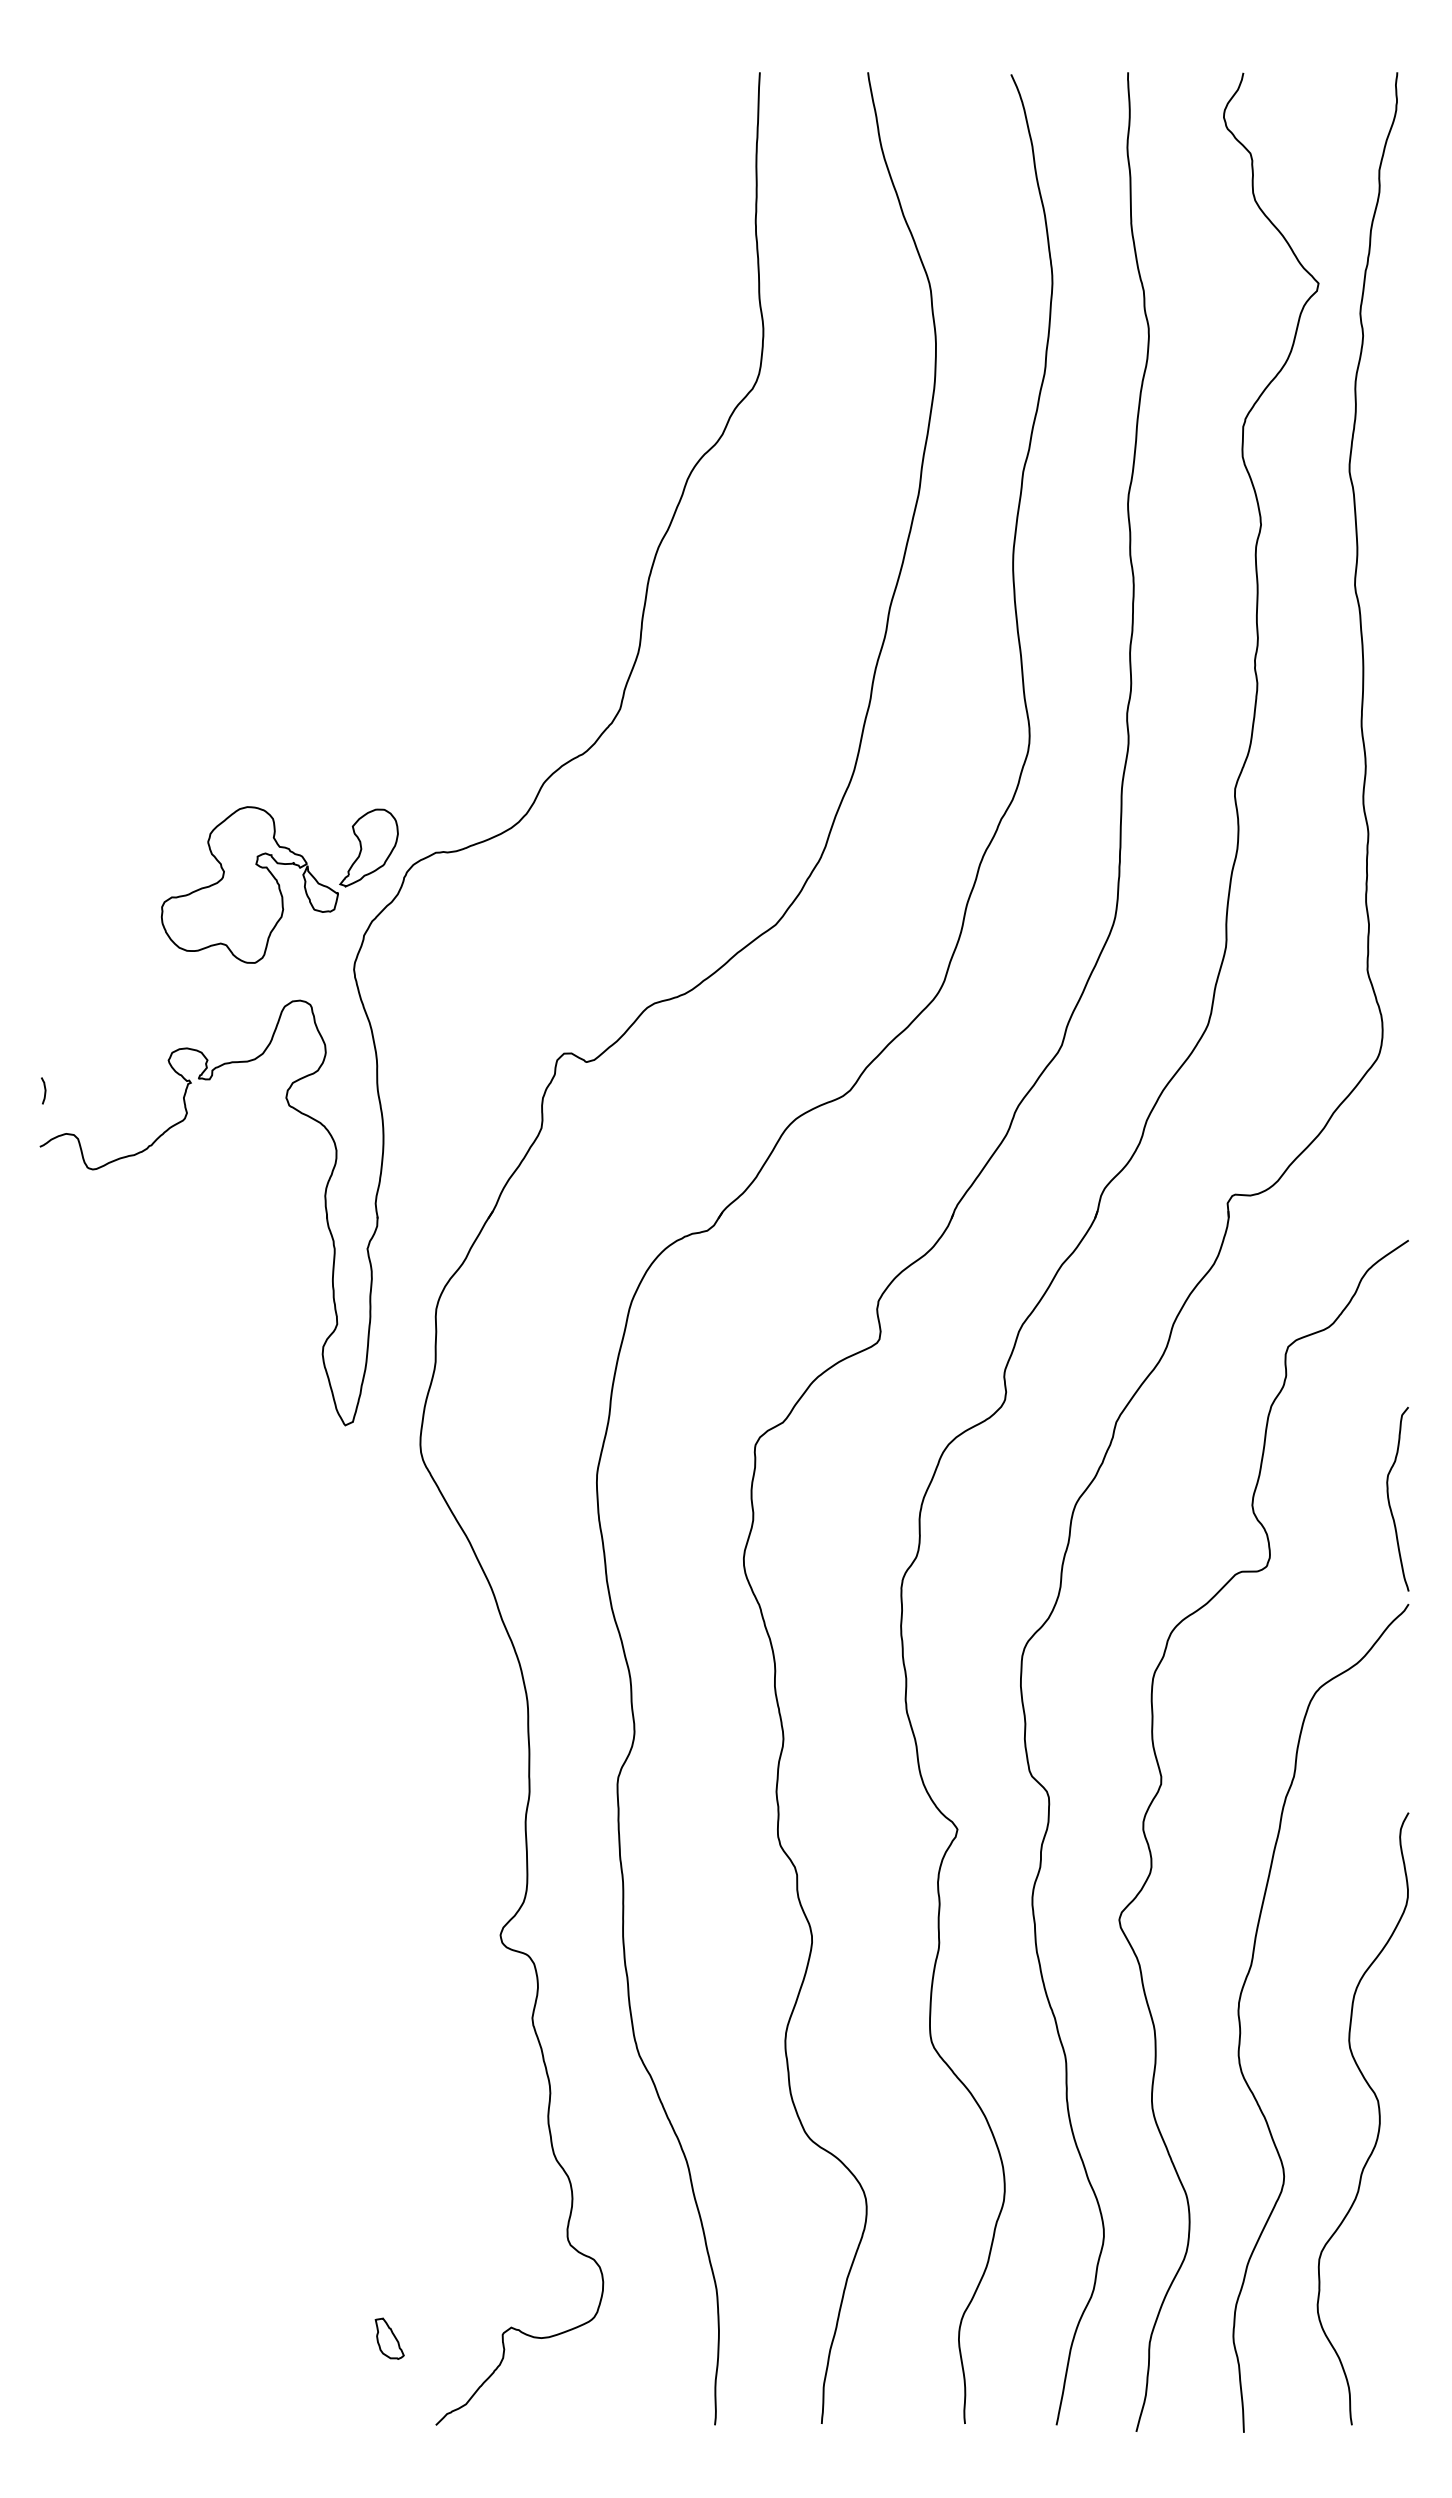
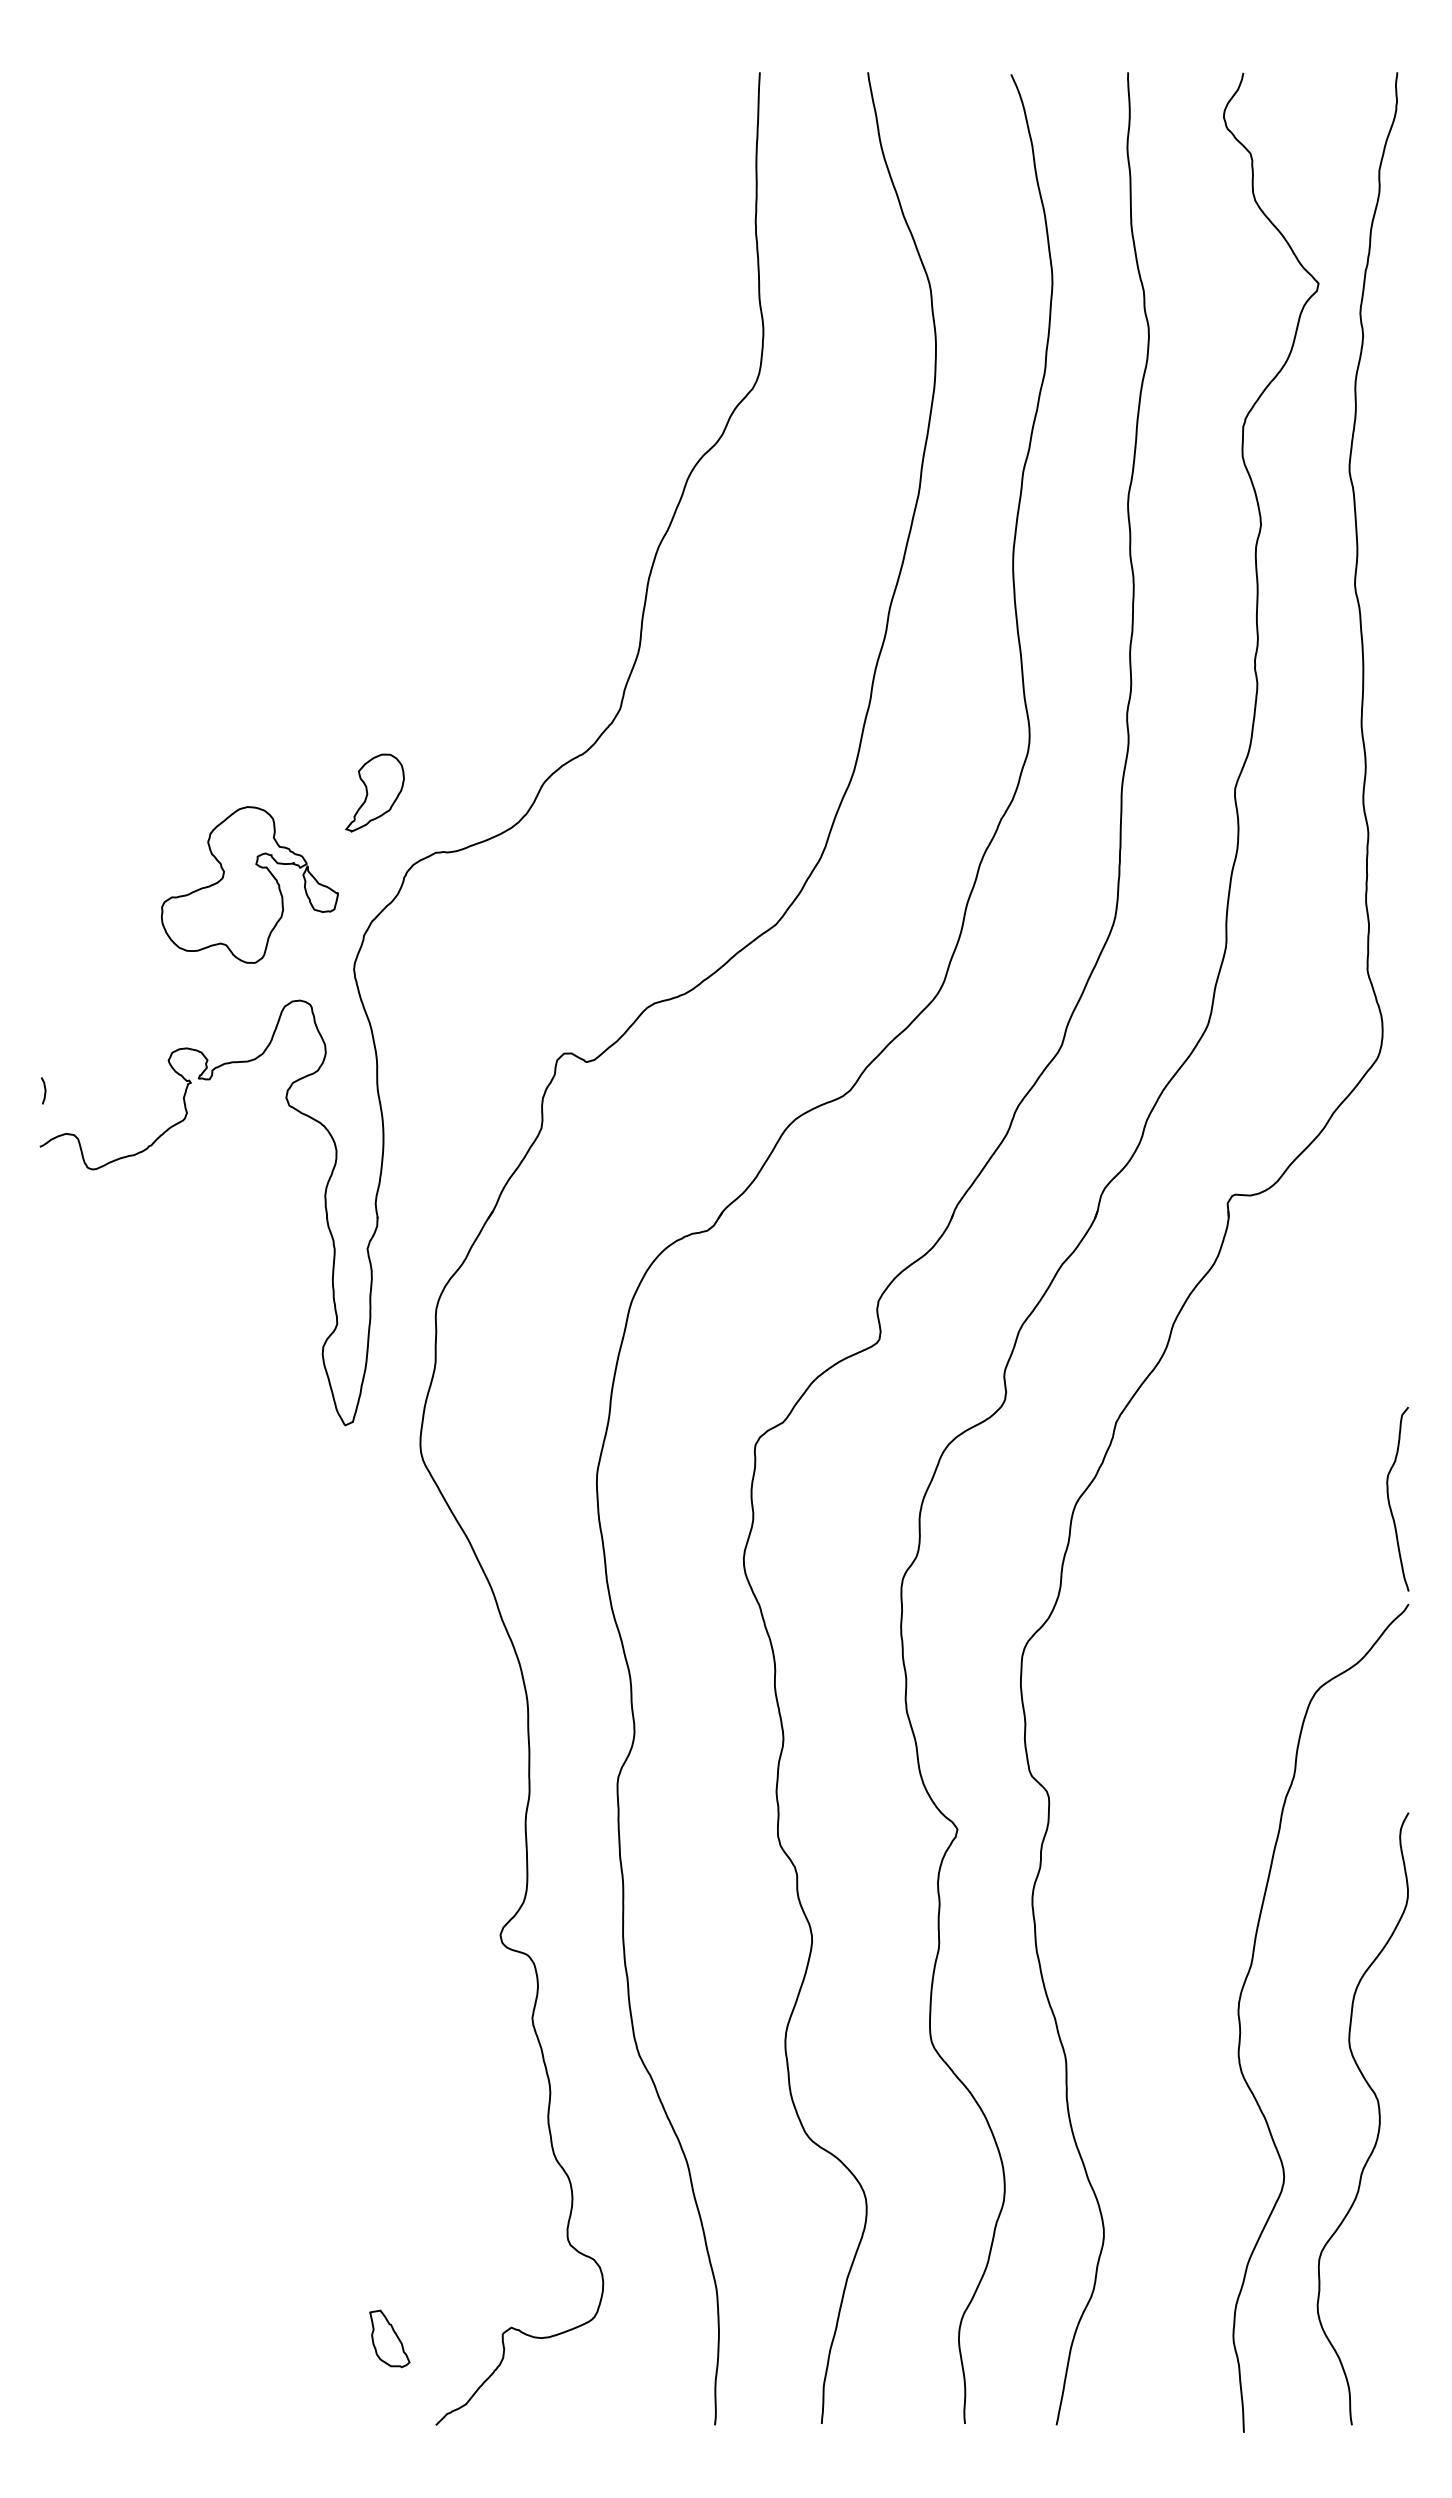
part position: (368, 847) -> (374, 792) (374, 792)
curve: present -> none (1159, 1791)
part size: 31x43 px -> 42x60 px (389, 2338)
